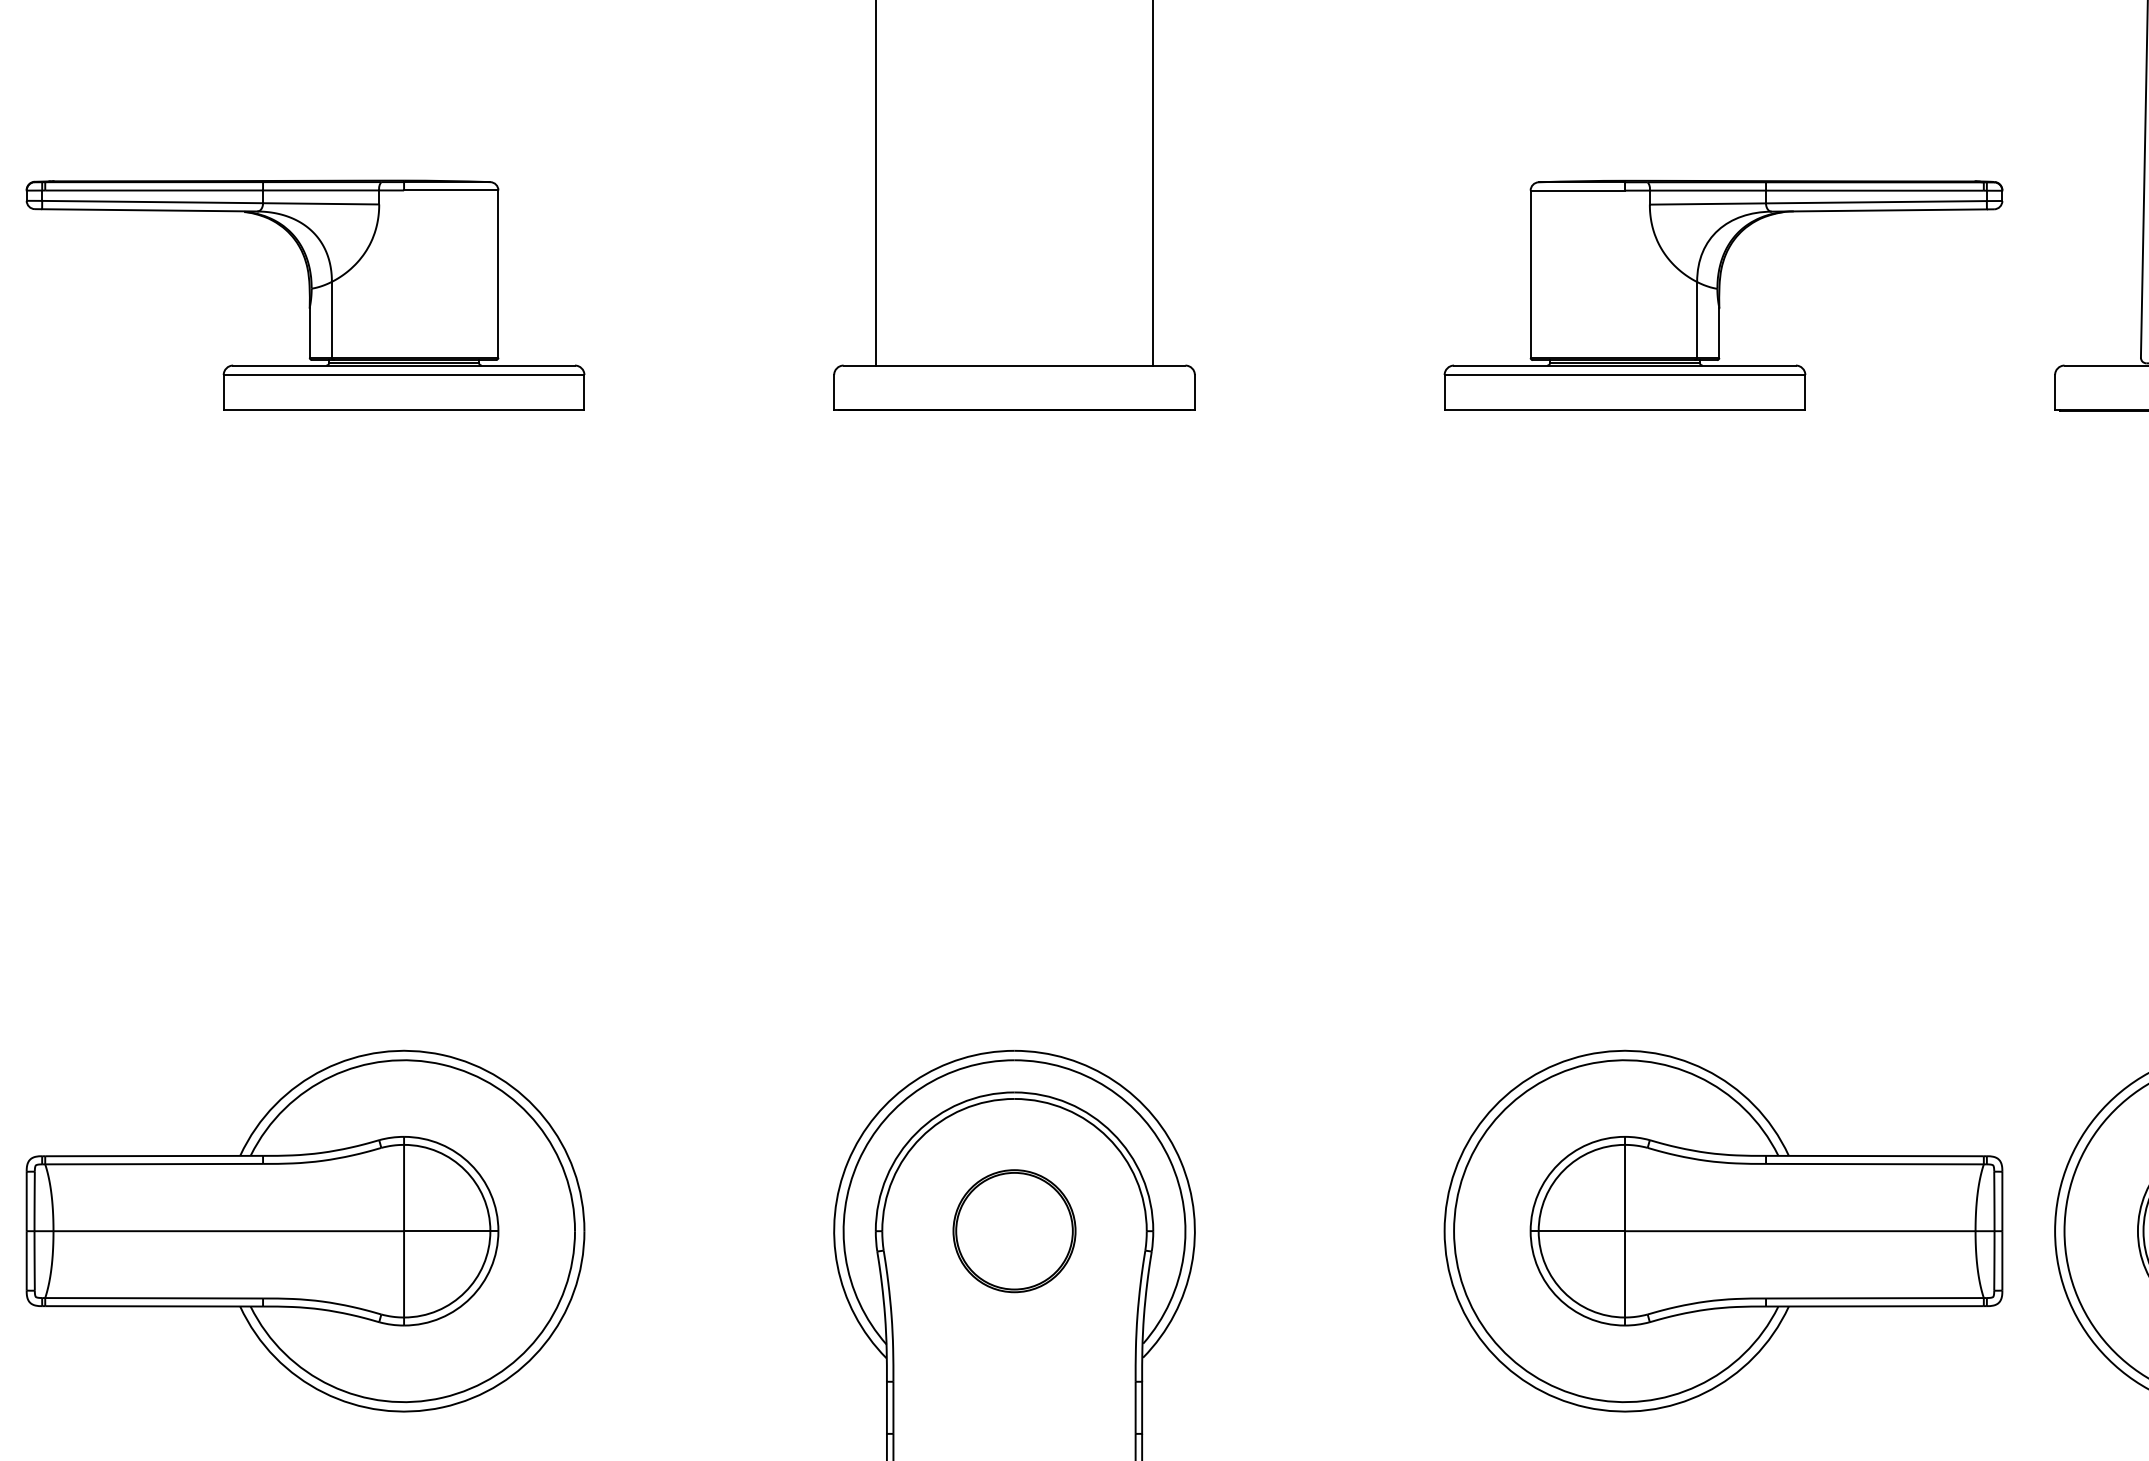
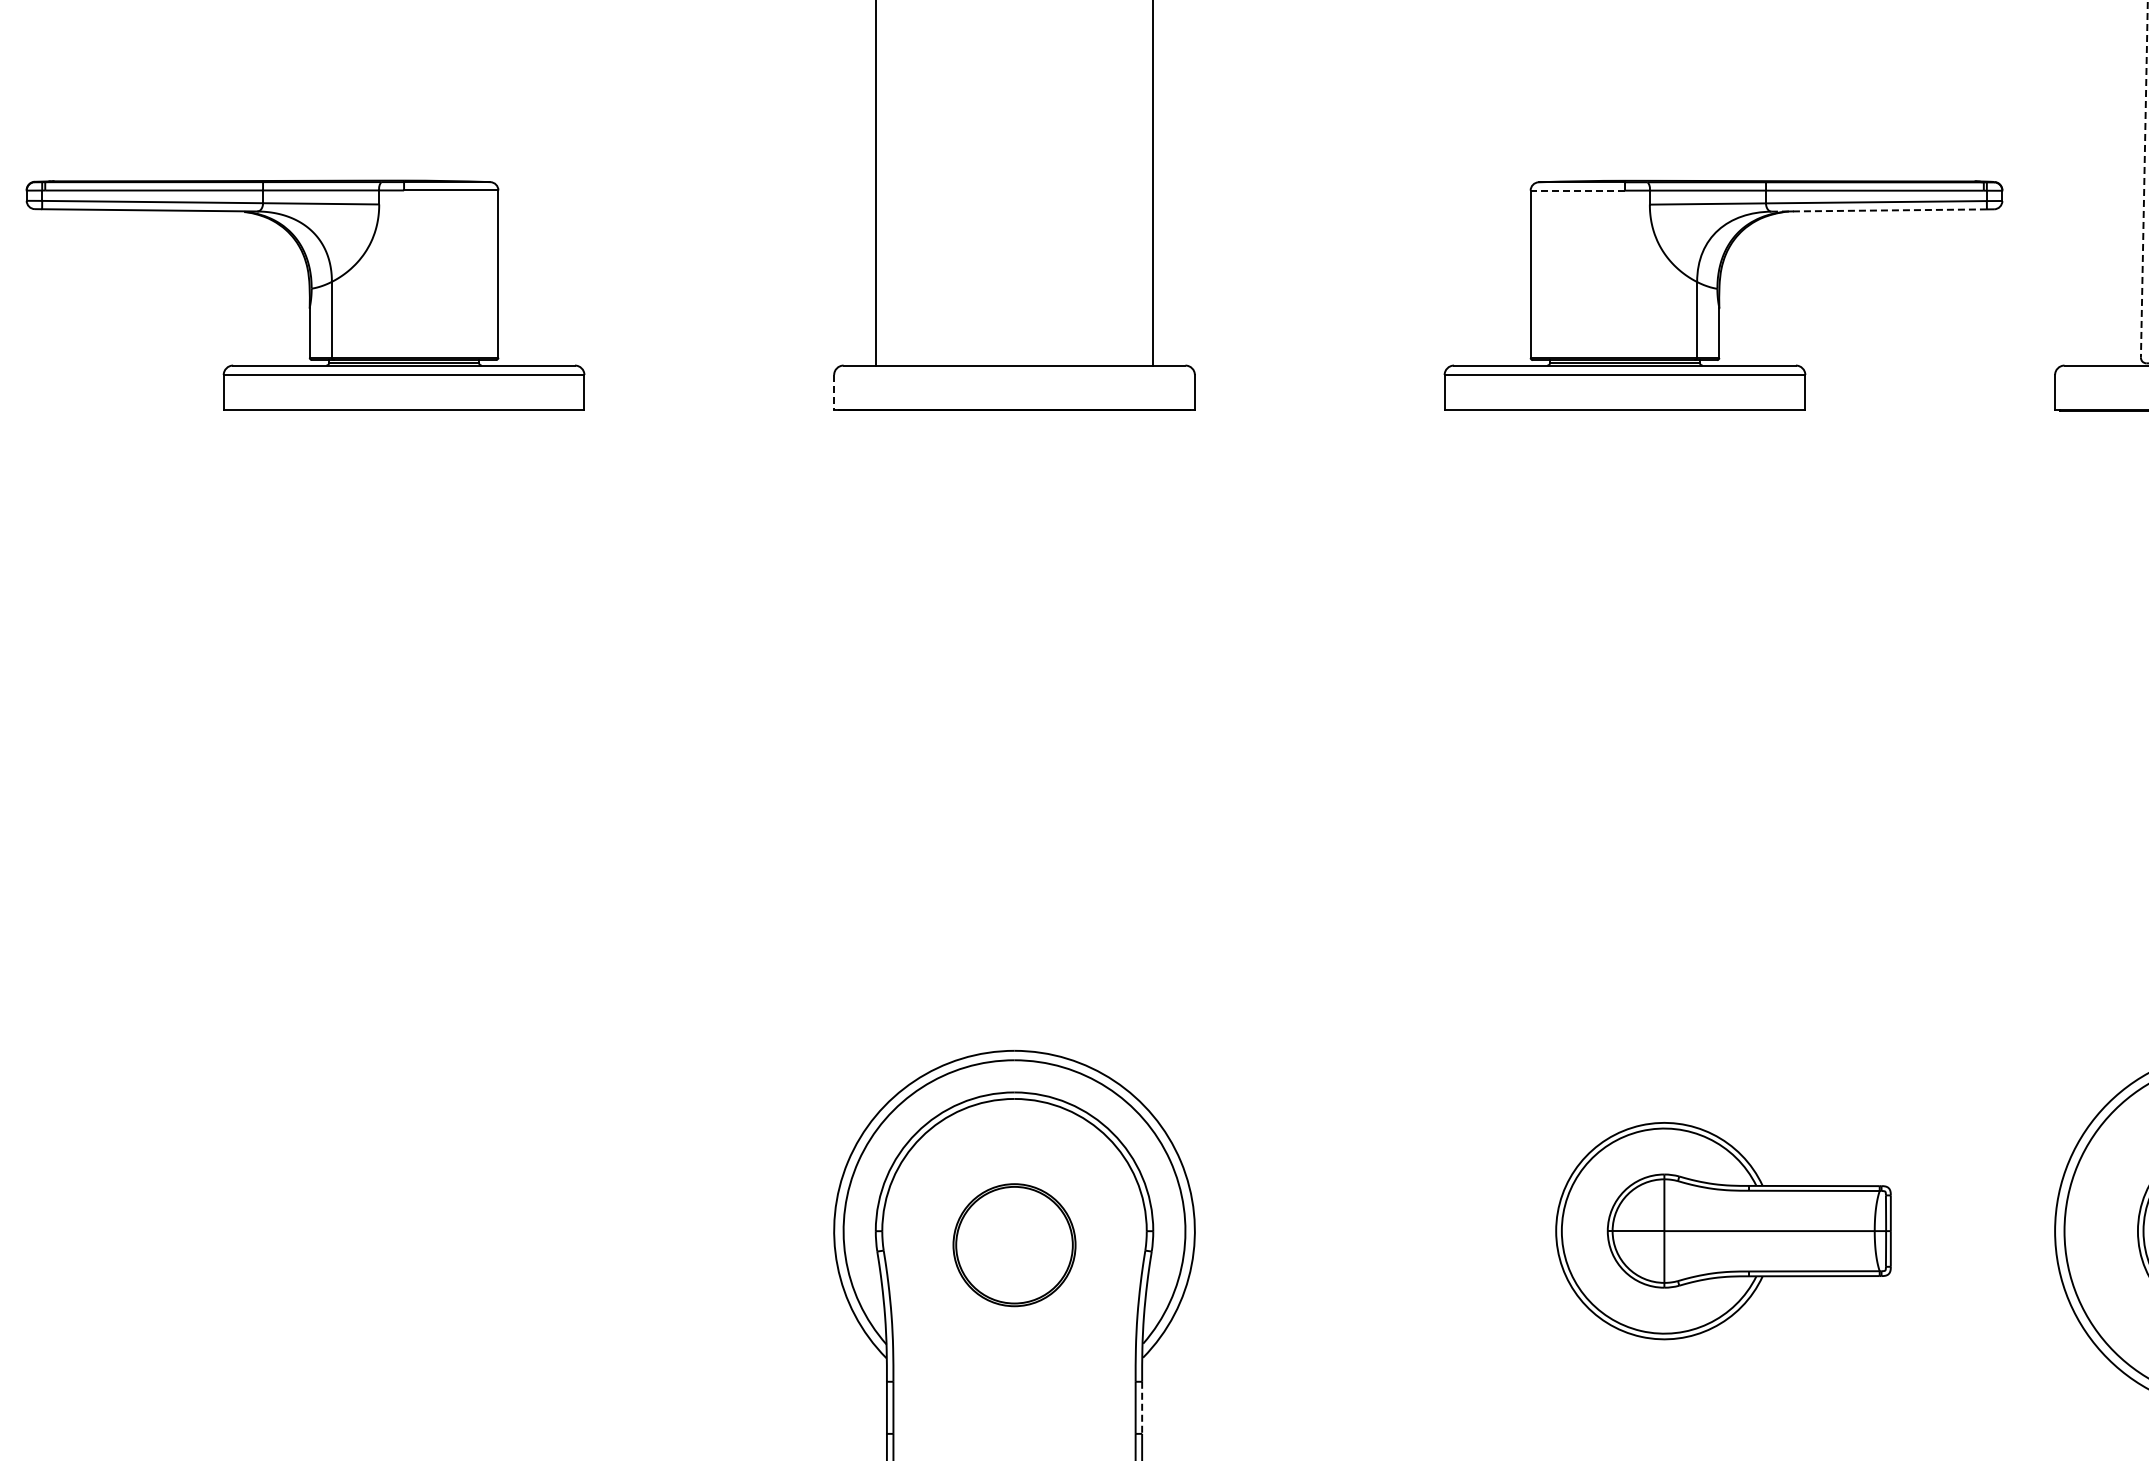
line: solid -> dashed (2144, 179)
line: solid -> dashed (1577, 190)
line: solid -> dashed (1879, 210)
line: solid -> dashed (834, 392)
part: present -> none (305, 1230)
part size: 561x364 px -> 337x219 px (1723, 1231)
part position: (1014, 1231) -> (1014, 1245) (1014, 1245)
line: solid -> dashed (1142, 1408)
